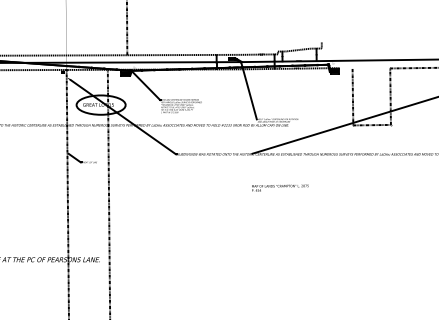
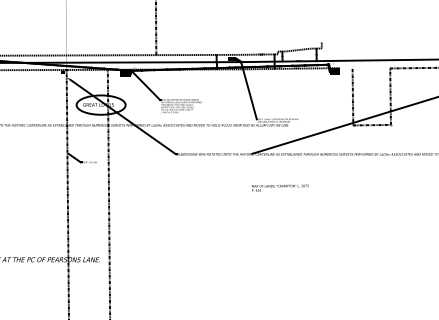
line position: (126, 28) -> (155, 28) (155, 28)
